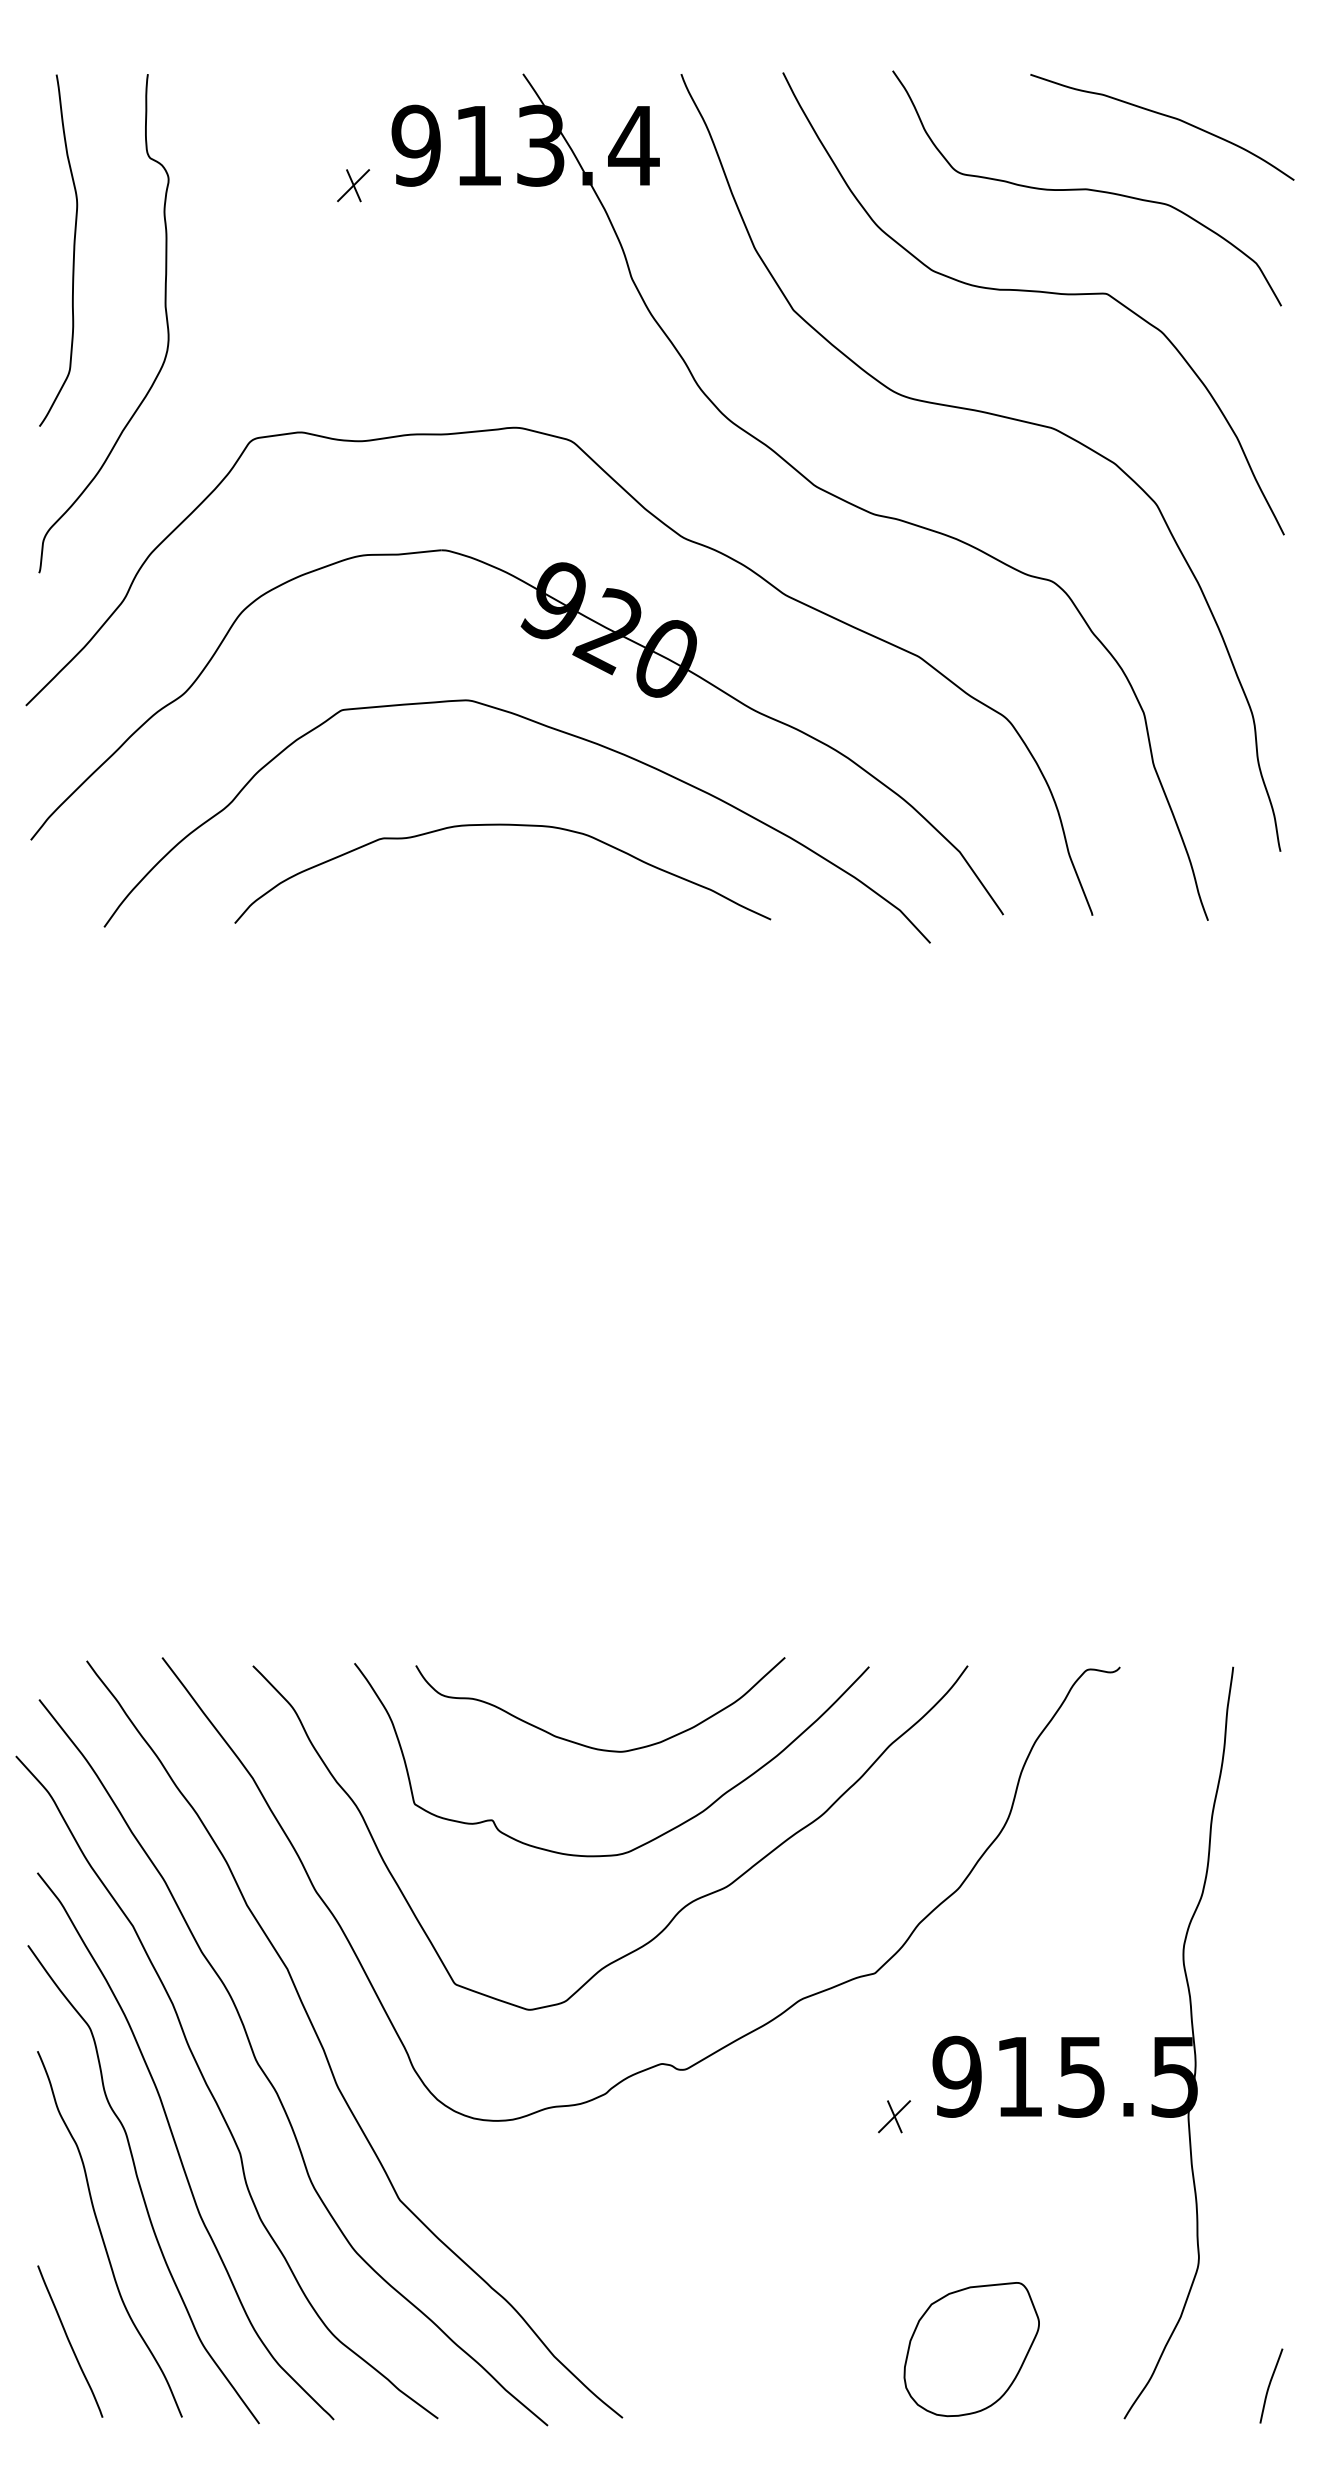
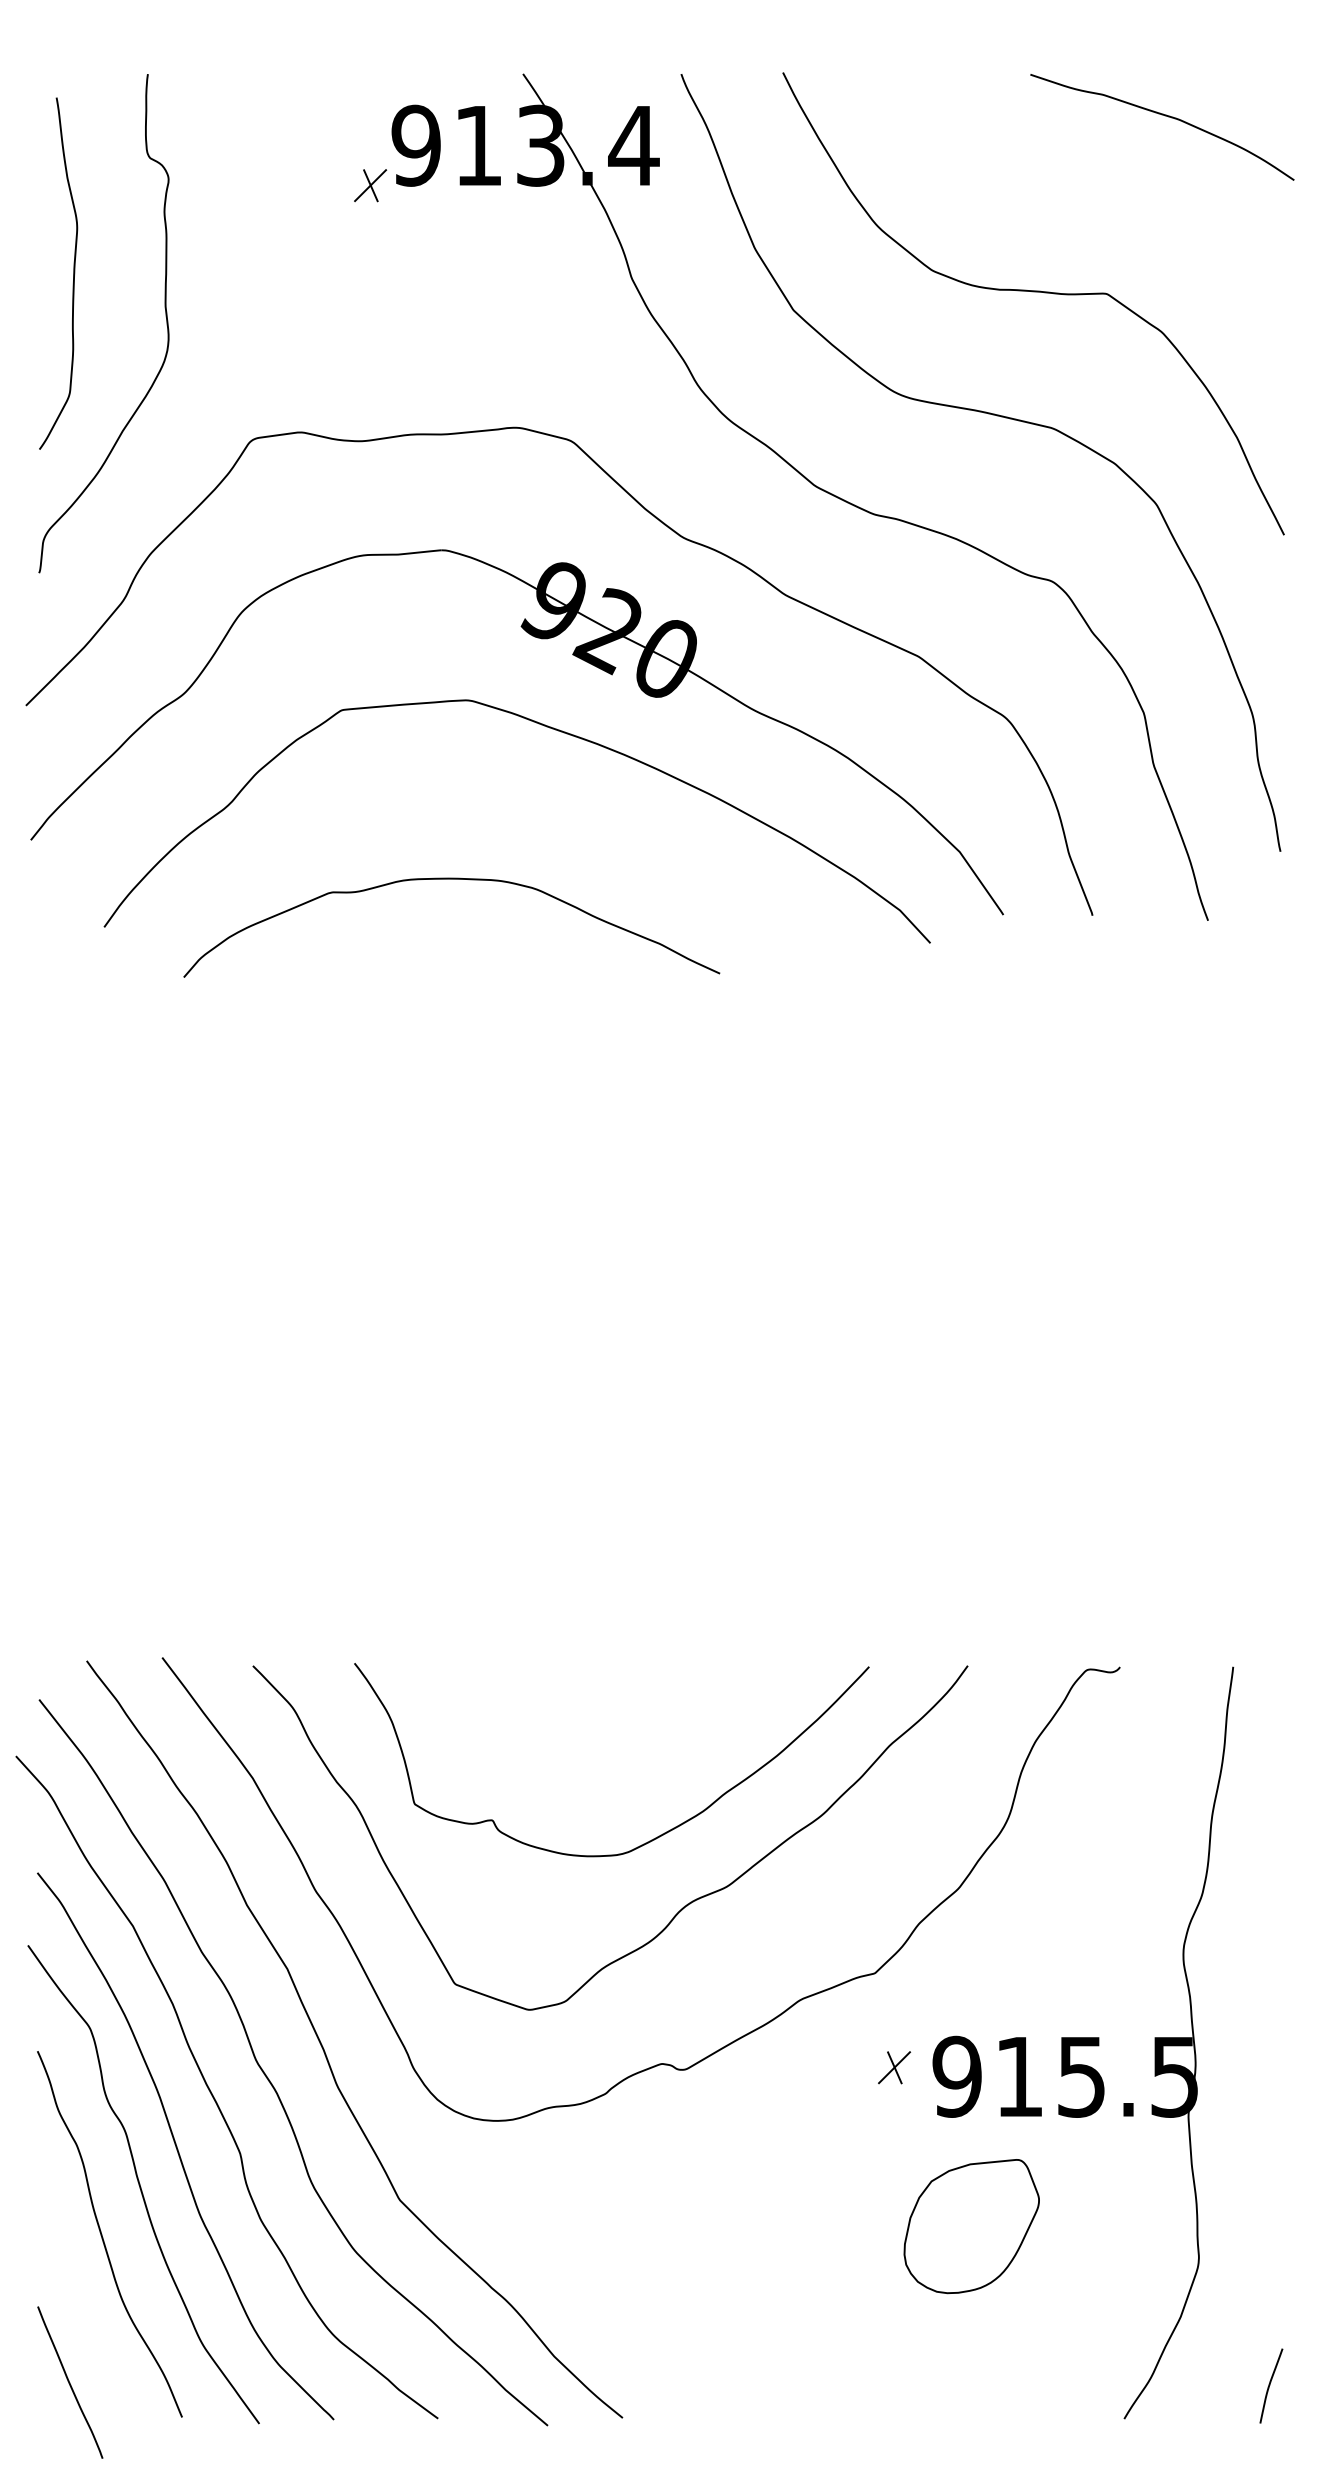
part position: (353, 185) -> (370, 185) (370, 185)
curve: present -> none (1086, 188)
curve position: (73, 250) -> (73, 273) (73, 273)
curve position: (502, 825) -> (451, 879) (451, 879)
curve: present -> none (587, 1745)
part position: (894, 2116) -> (894, 2067) (894, 2067)
curve position: (70, 2341) -> (70, 2382) (70, 2382)
part position: (971, 2349) -> (971, 2226) (971, 2226)
